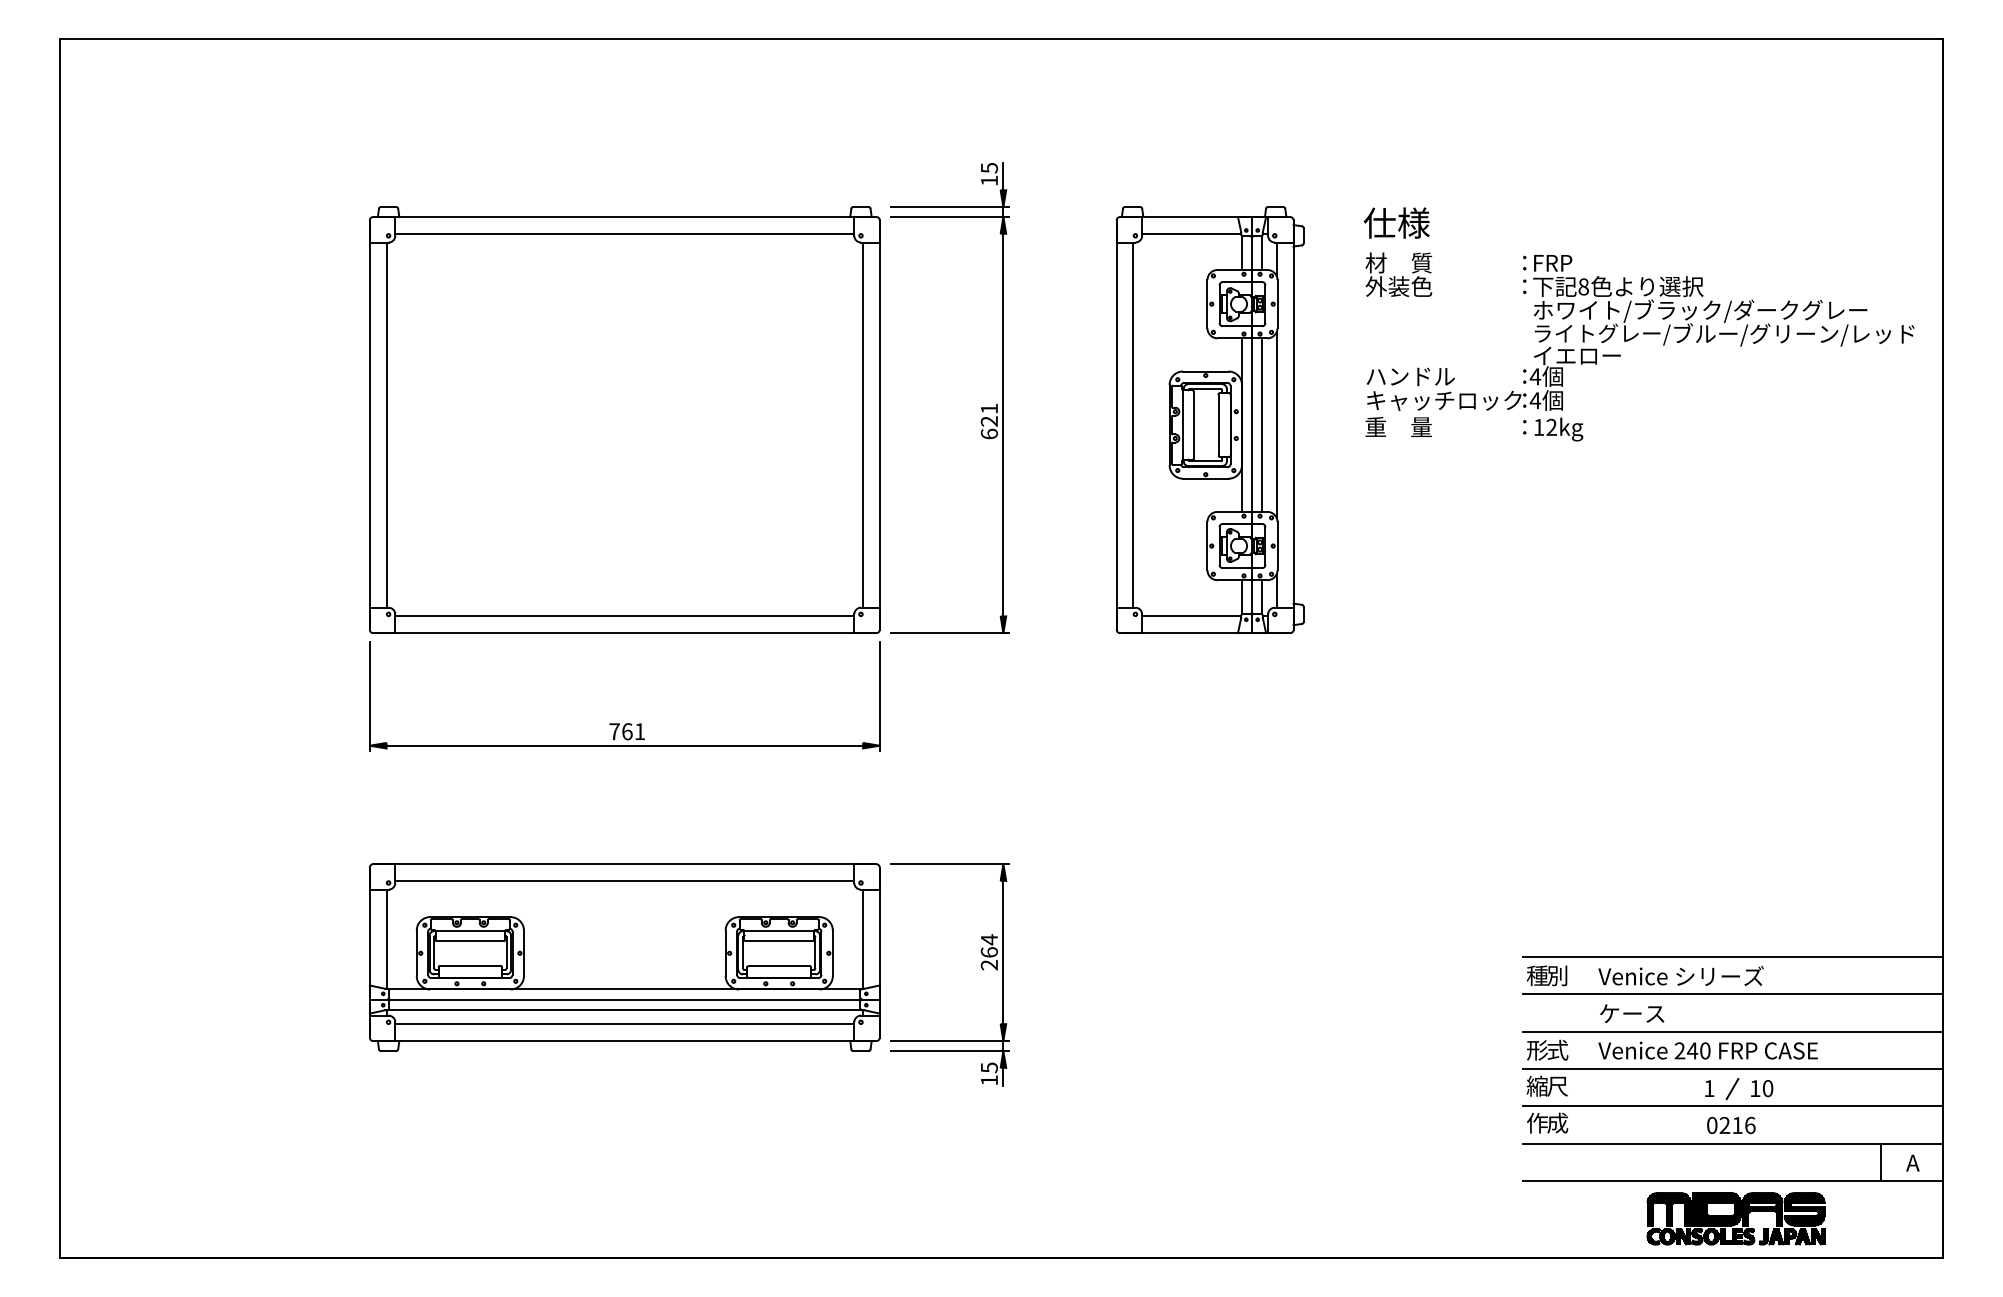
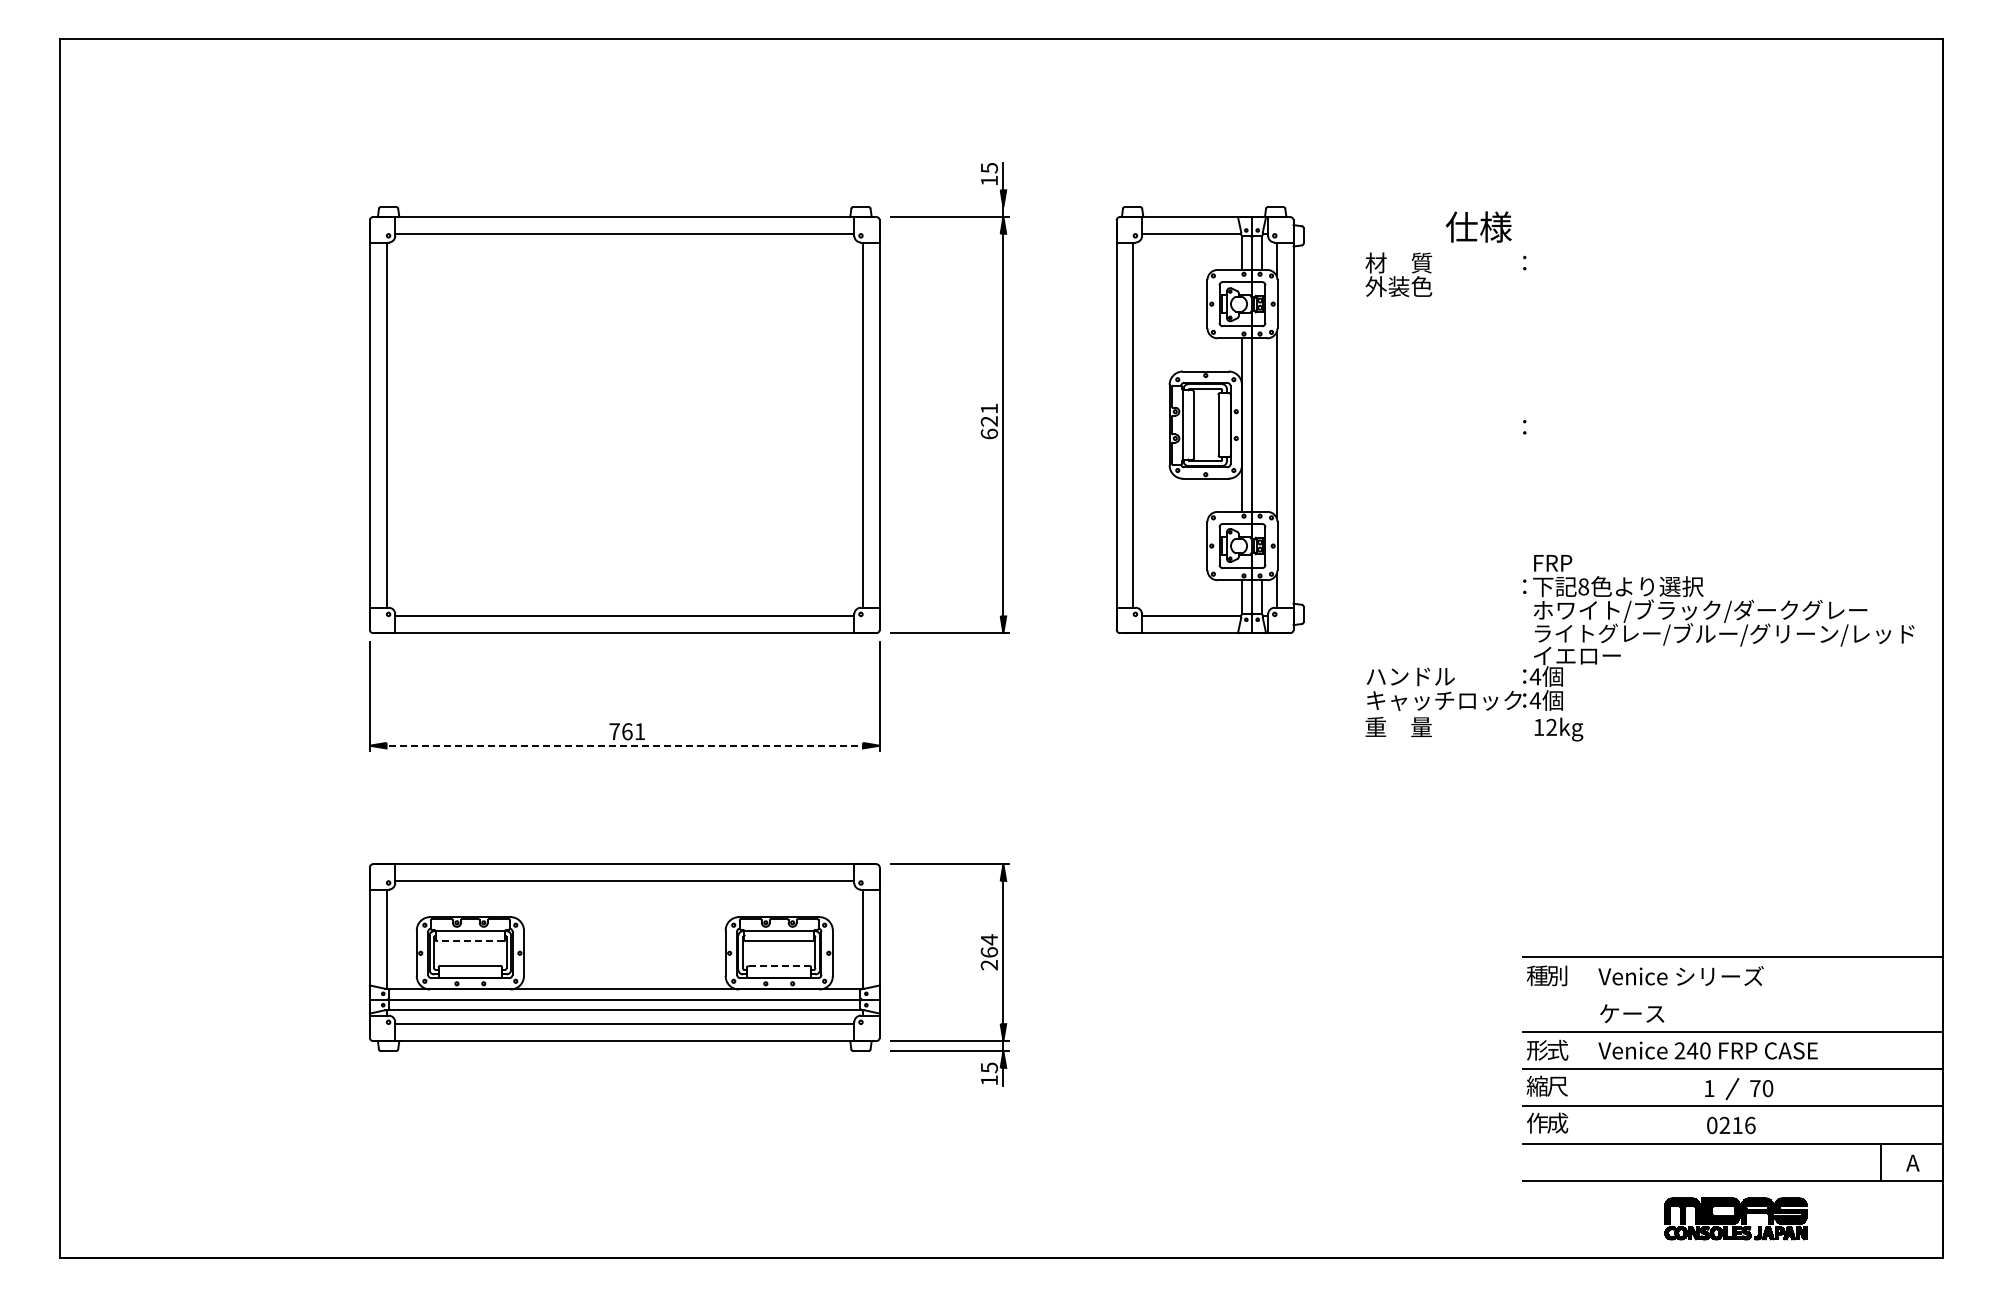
line: present -> none (949, 207)
text position: (1396, 222) -> (1478, 226) (1478, 226)
text position: (1639, 348) -> (1639, 648) (1639, 648)
line: present -> none (1262, 424)
line: solid -> dashed (624, 745)
line: solid -> dashed (470, 941)
line: solid -> dashed (779, 966)
line: present -> none (1732, 994)
text: 10 -> 70 (1755, 1088)
part size: 180x54 px -> 144x44 px (1735, 1218)
